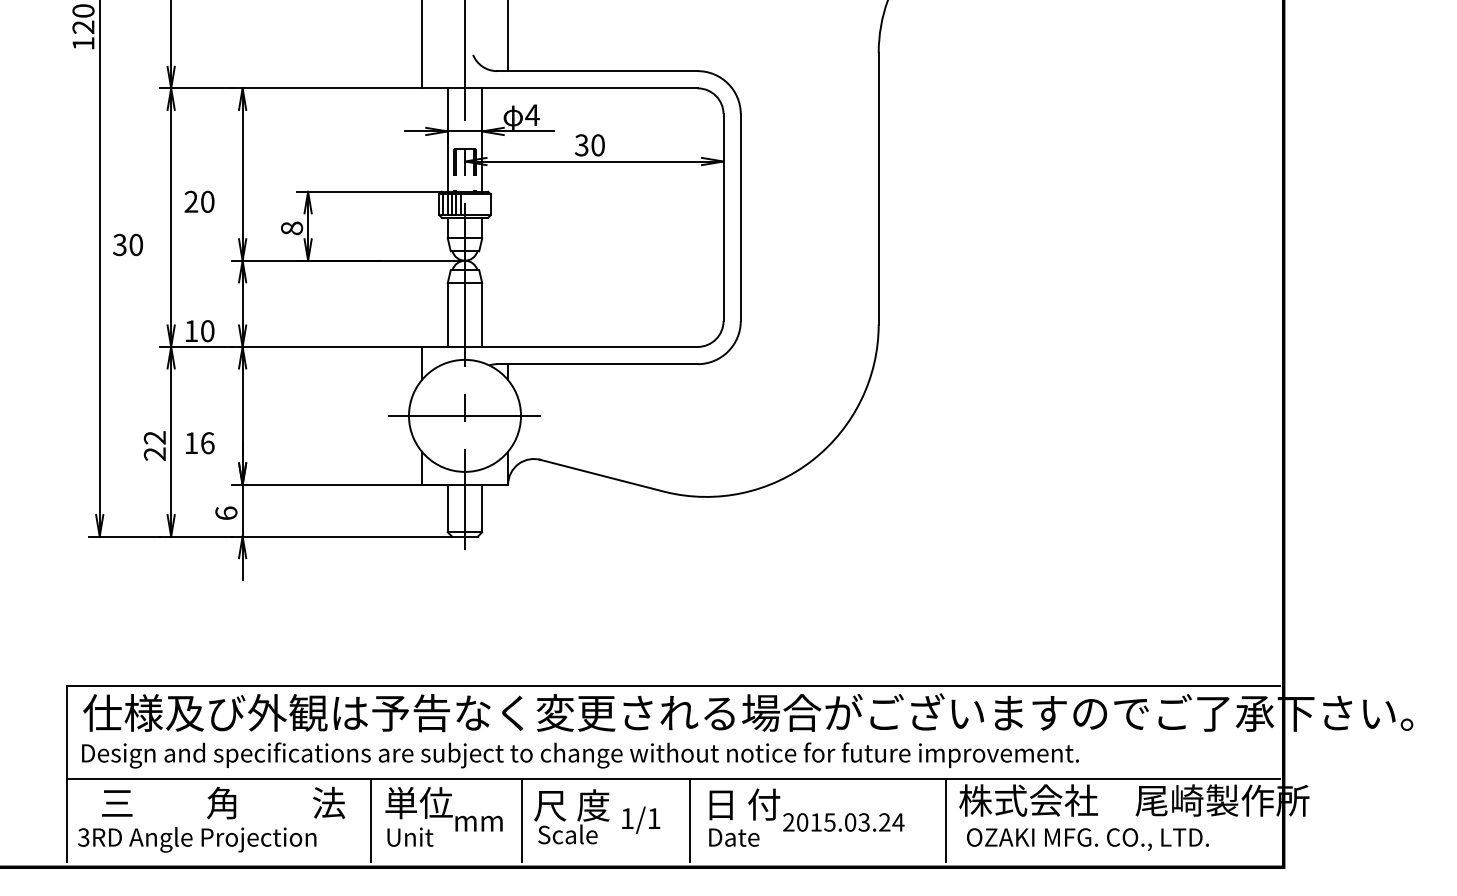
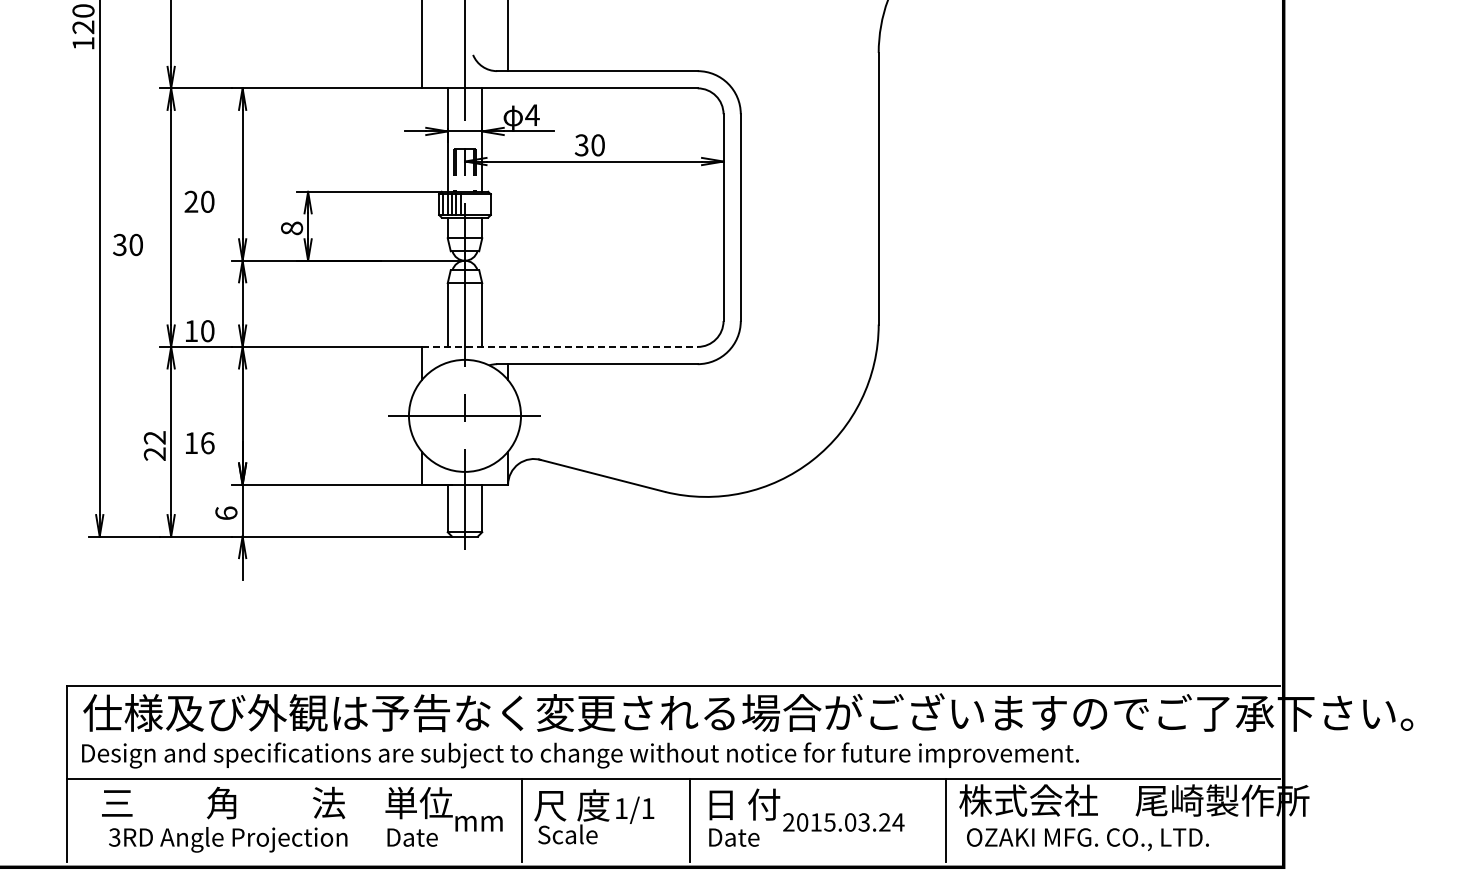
line: solid -> dashed (559, 346)
line: present -> none (370, 819)
text position: (641, 819) -> (635, 809) (635, 809)
text: Unit -> Date (412, 836)
text position: (197, 839) -> (228, 839) (228, 839)
